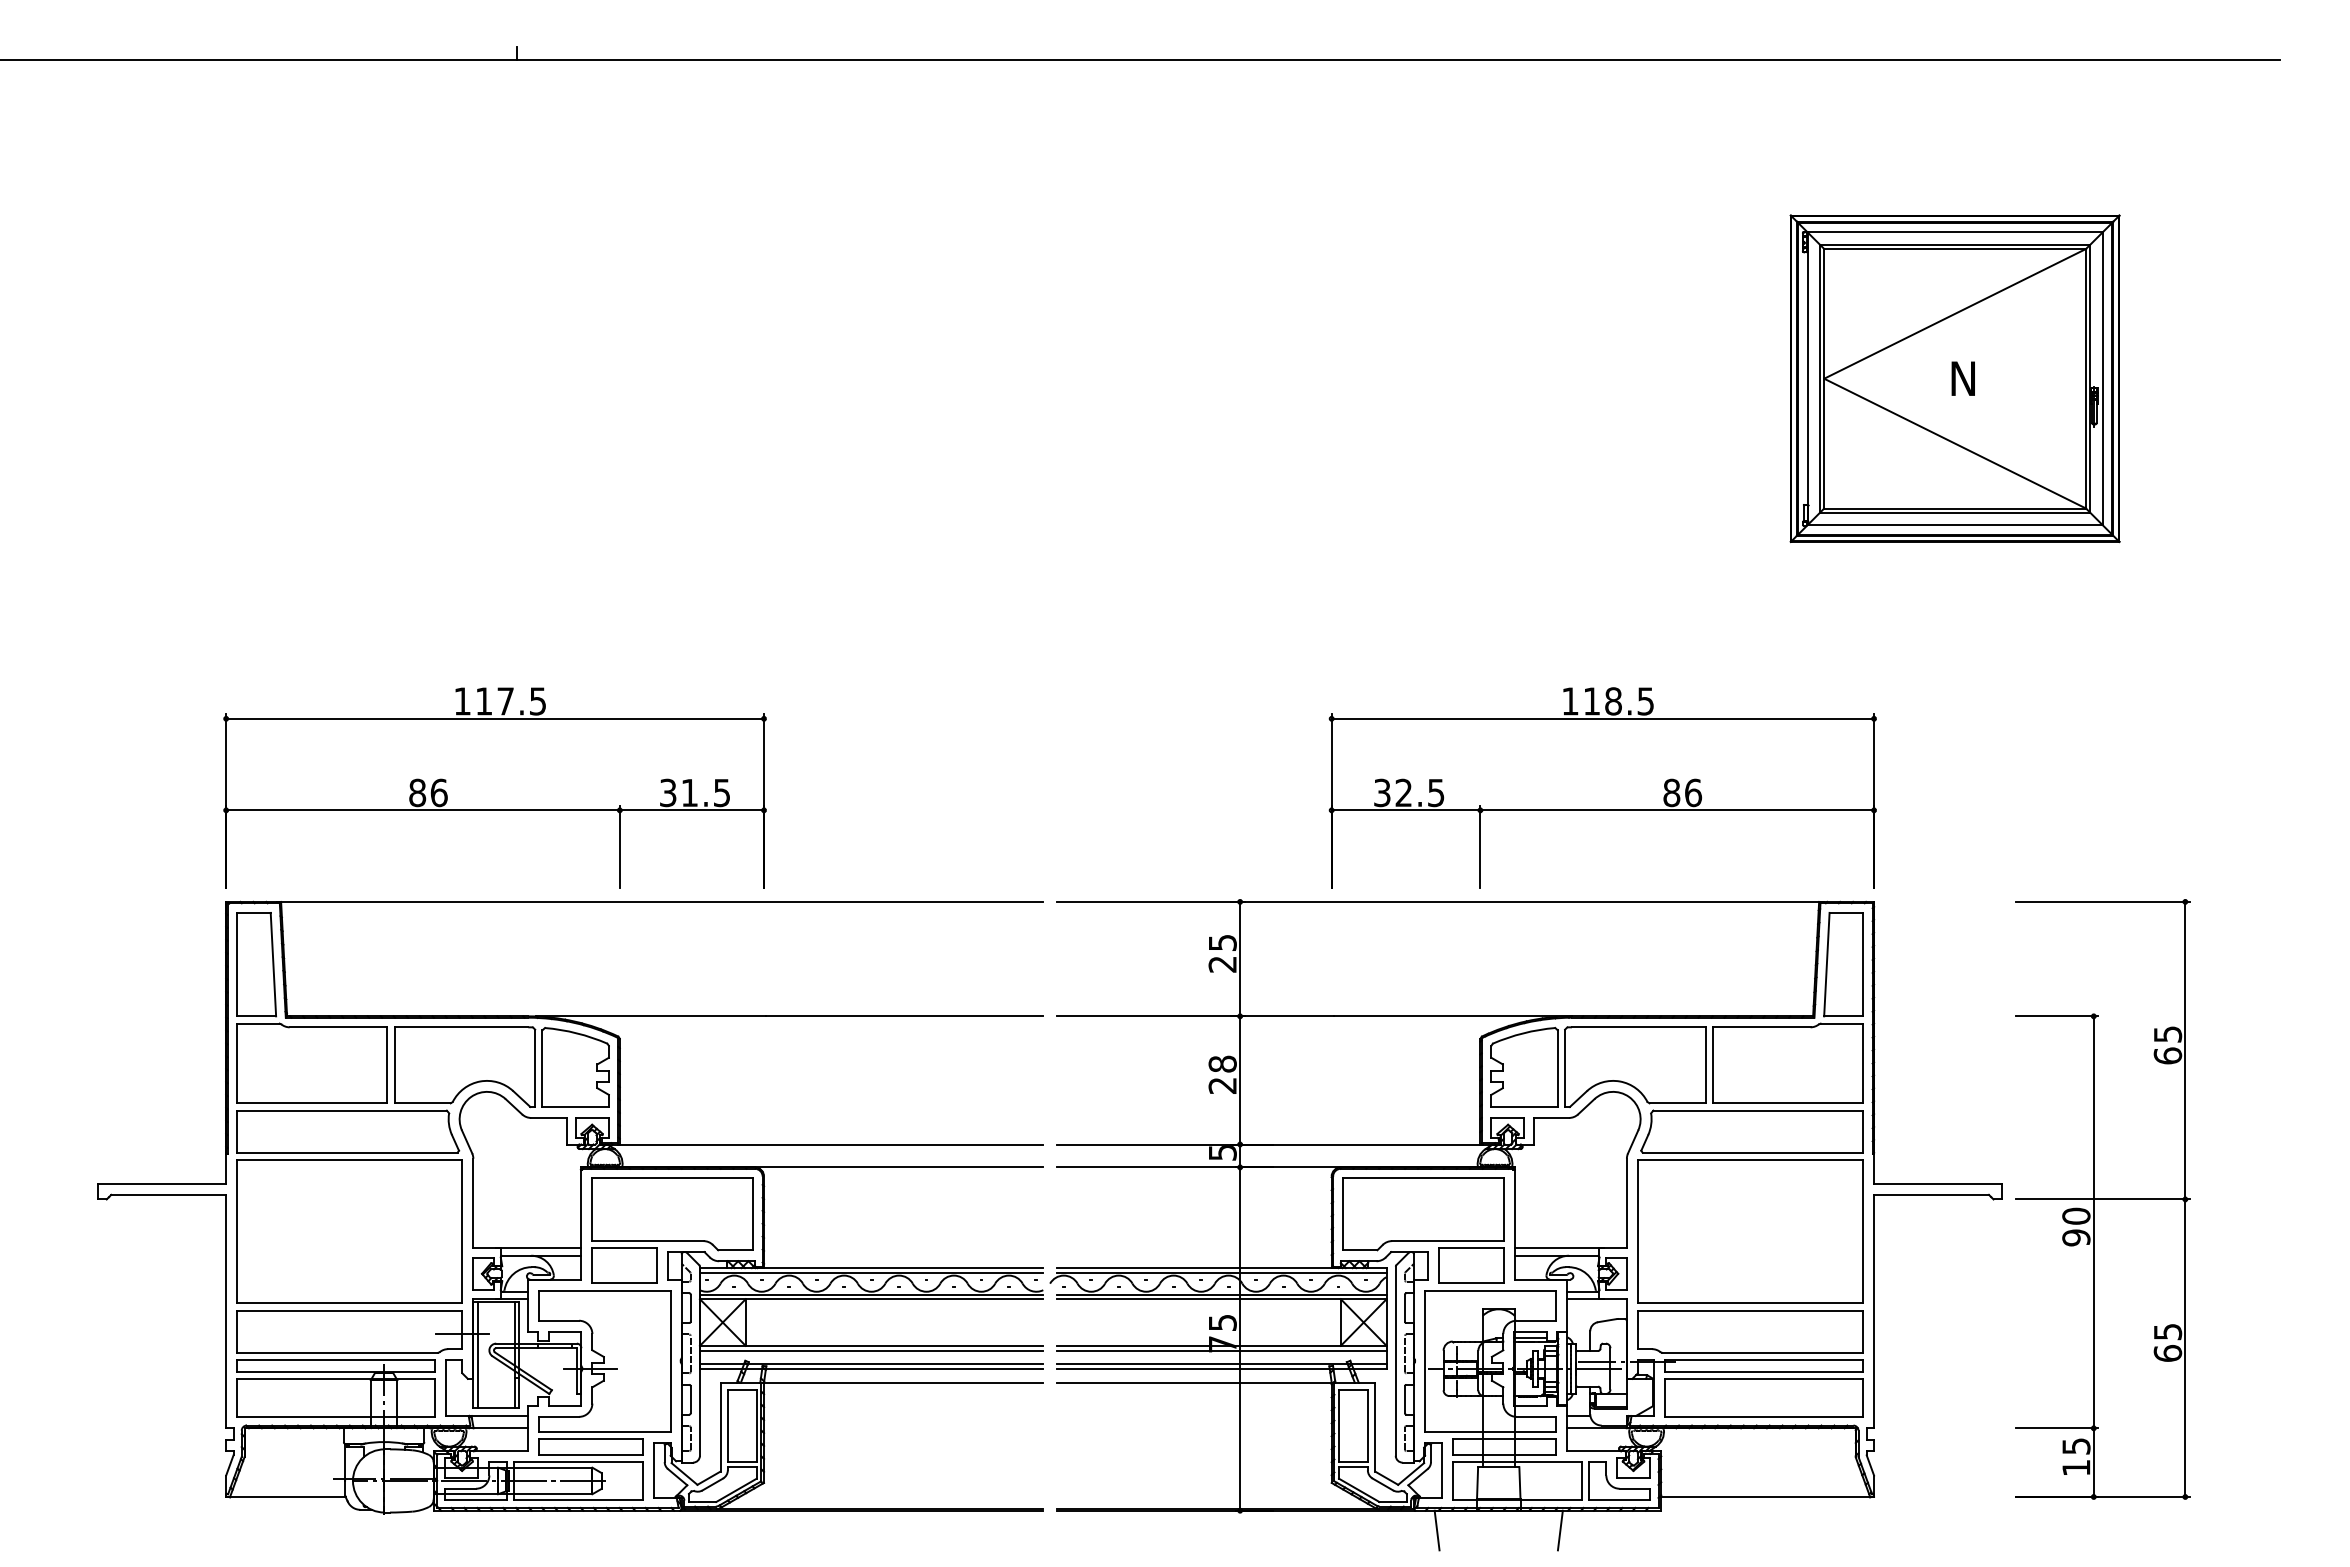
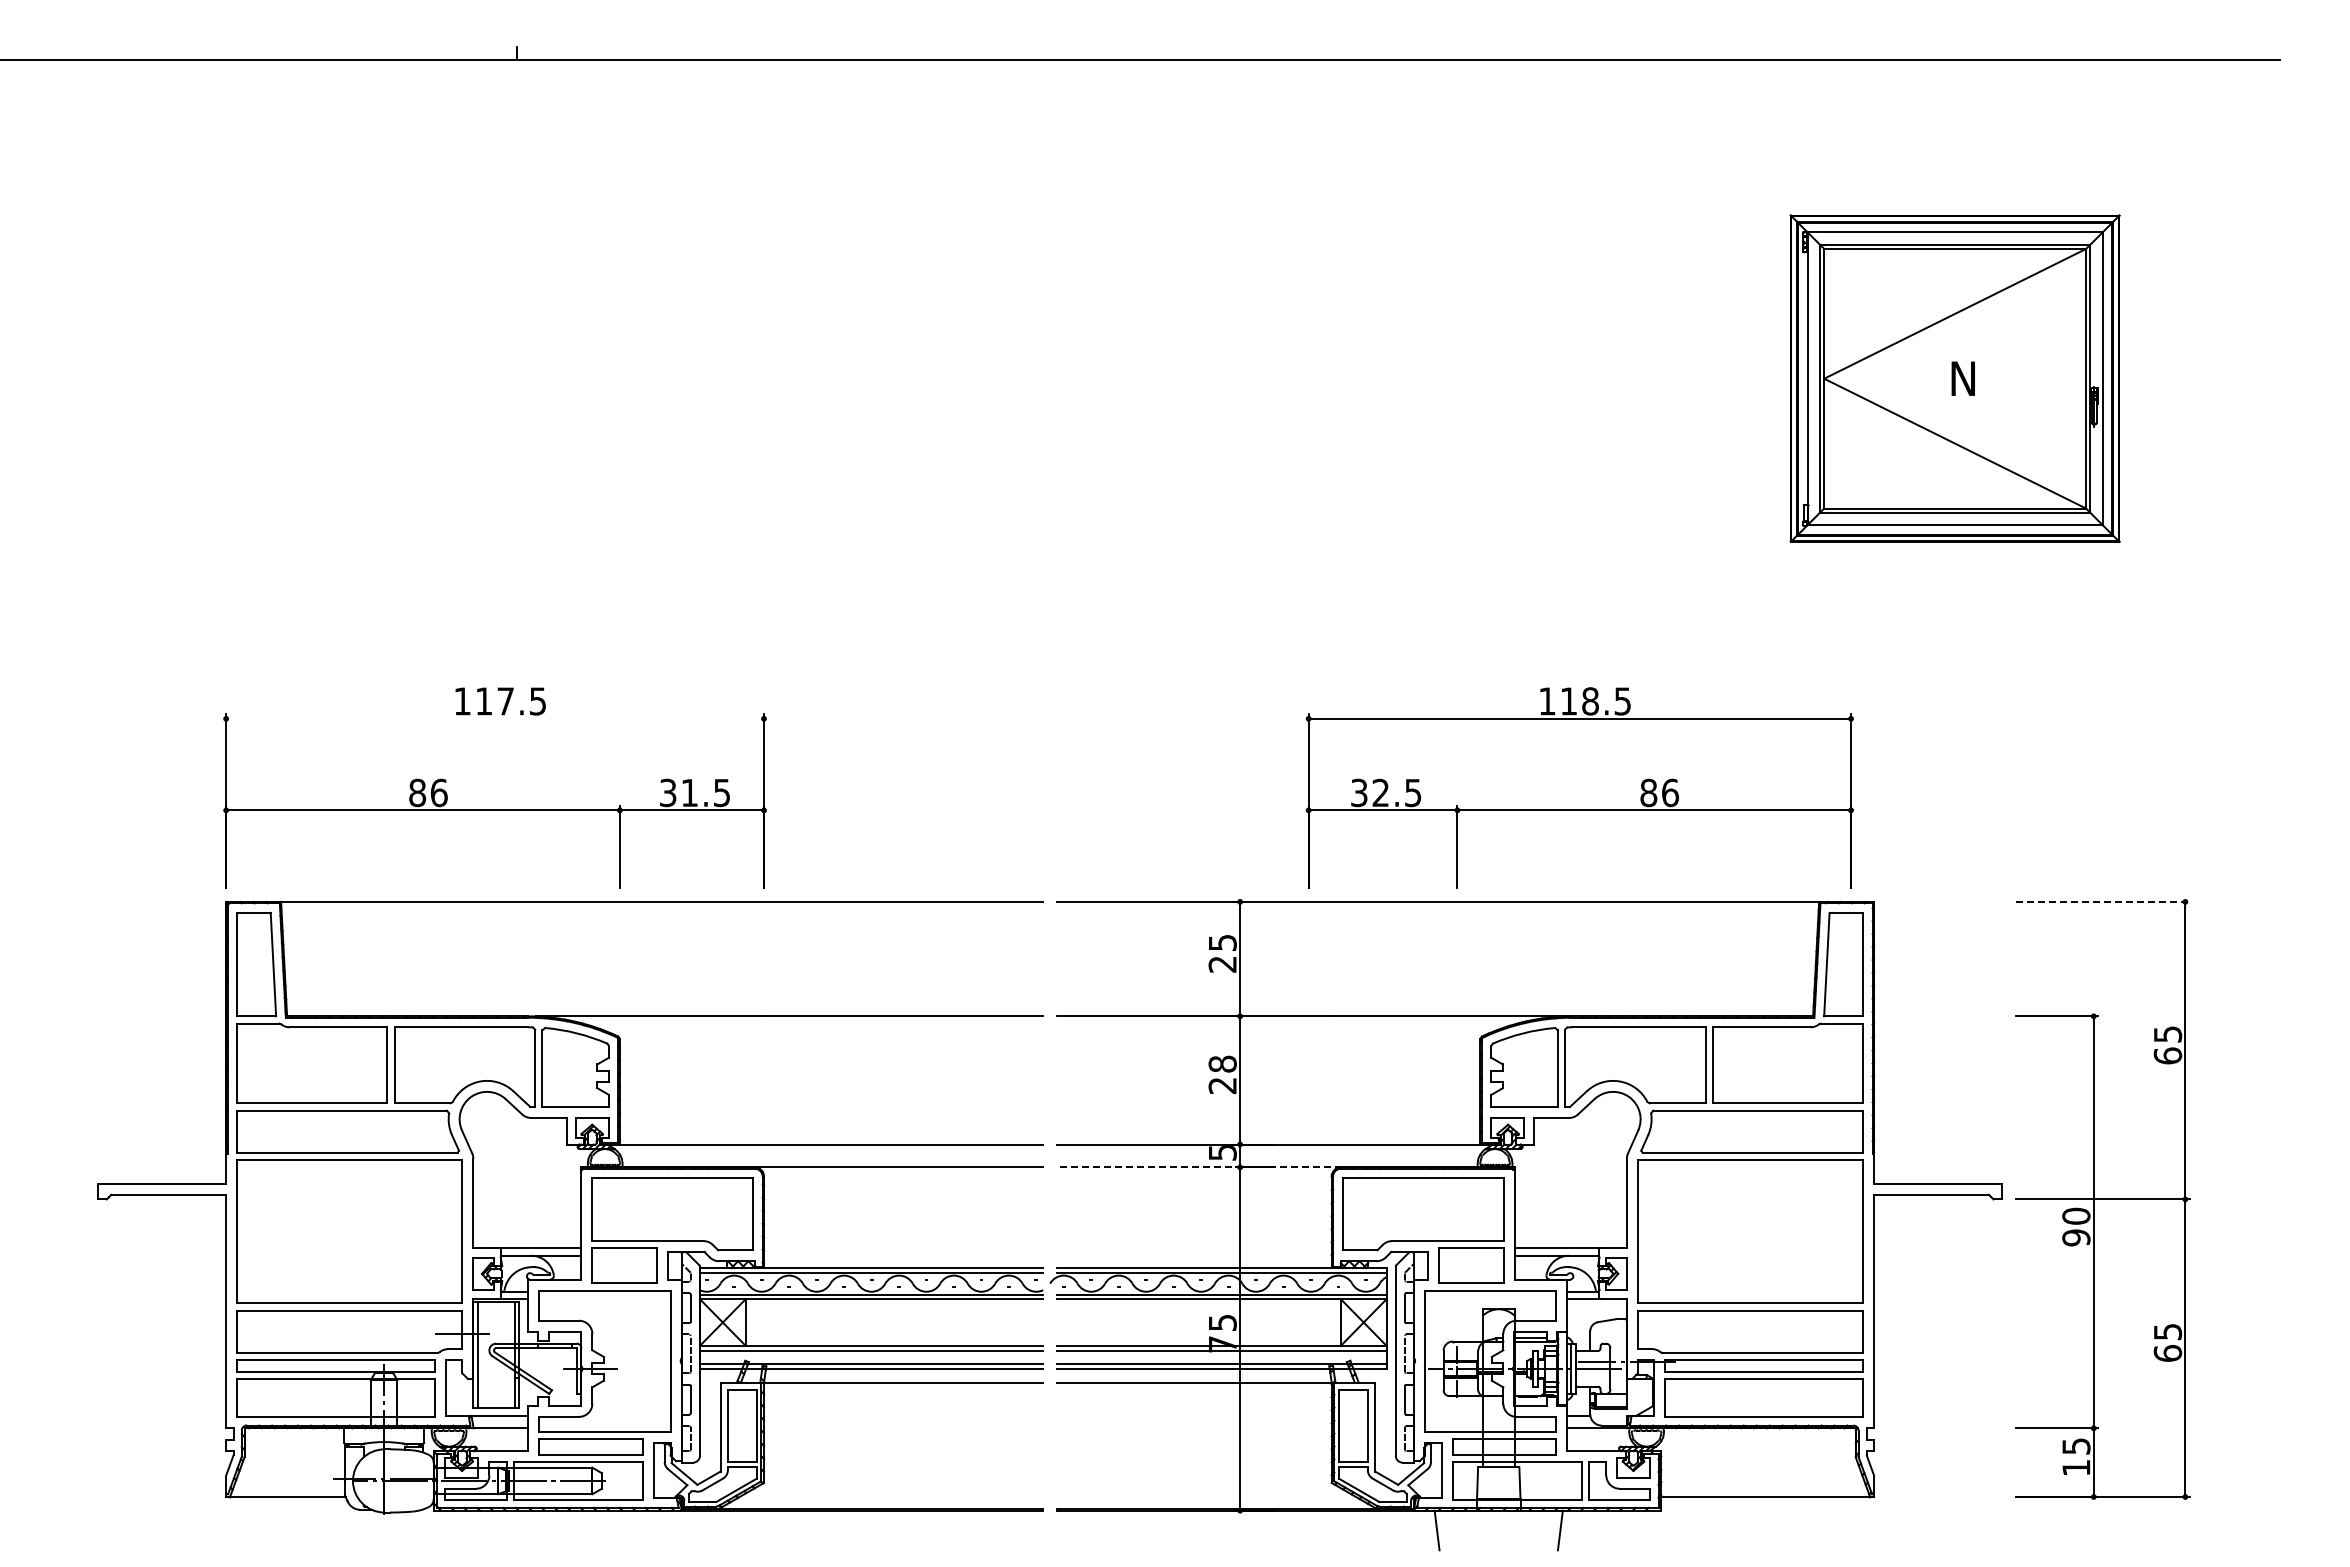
line: present -> none (495, 718)
part position: (1602, 787) -> (1579, 787) (1579, 787)
line: solid -> dashed (2102, 901)
line: solid -> dashed (1198, 1167)
